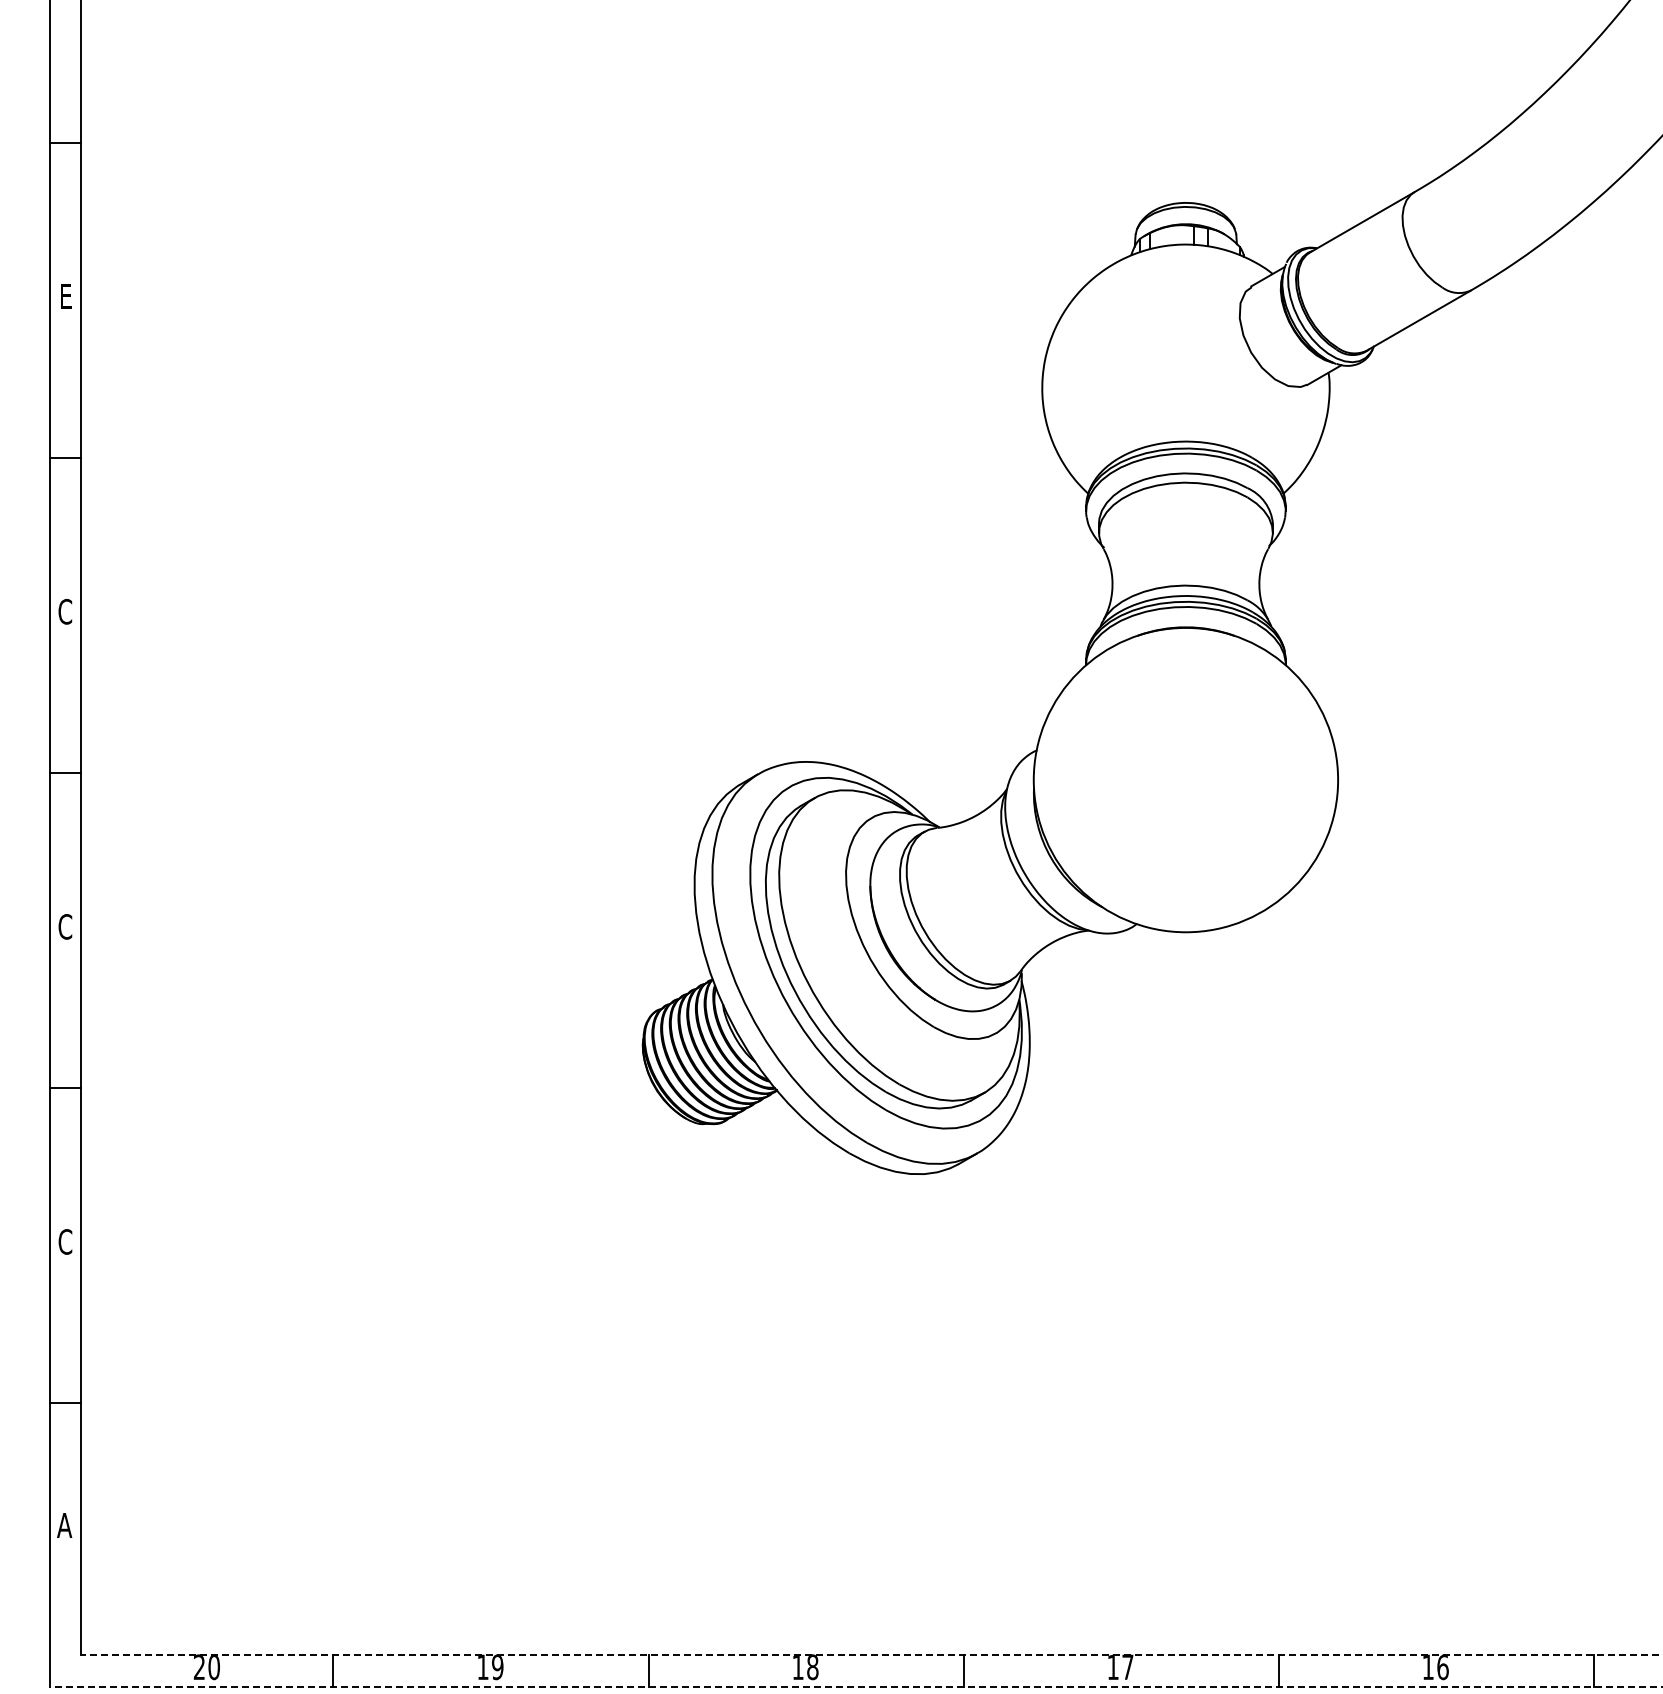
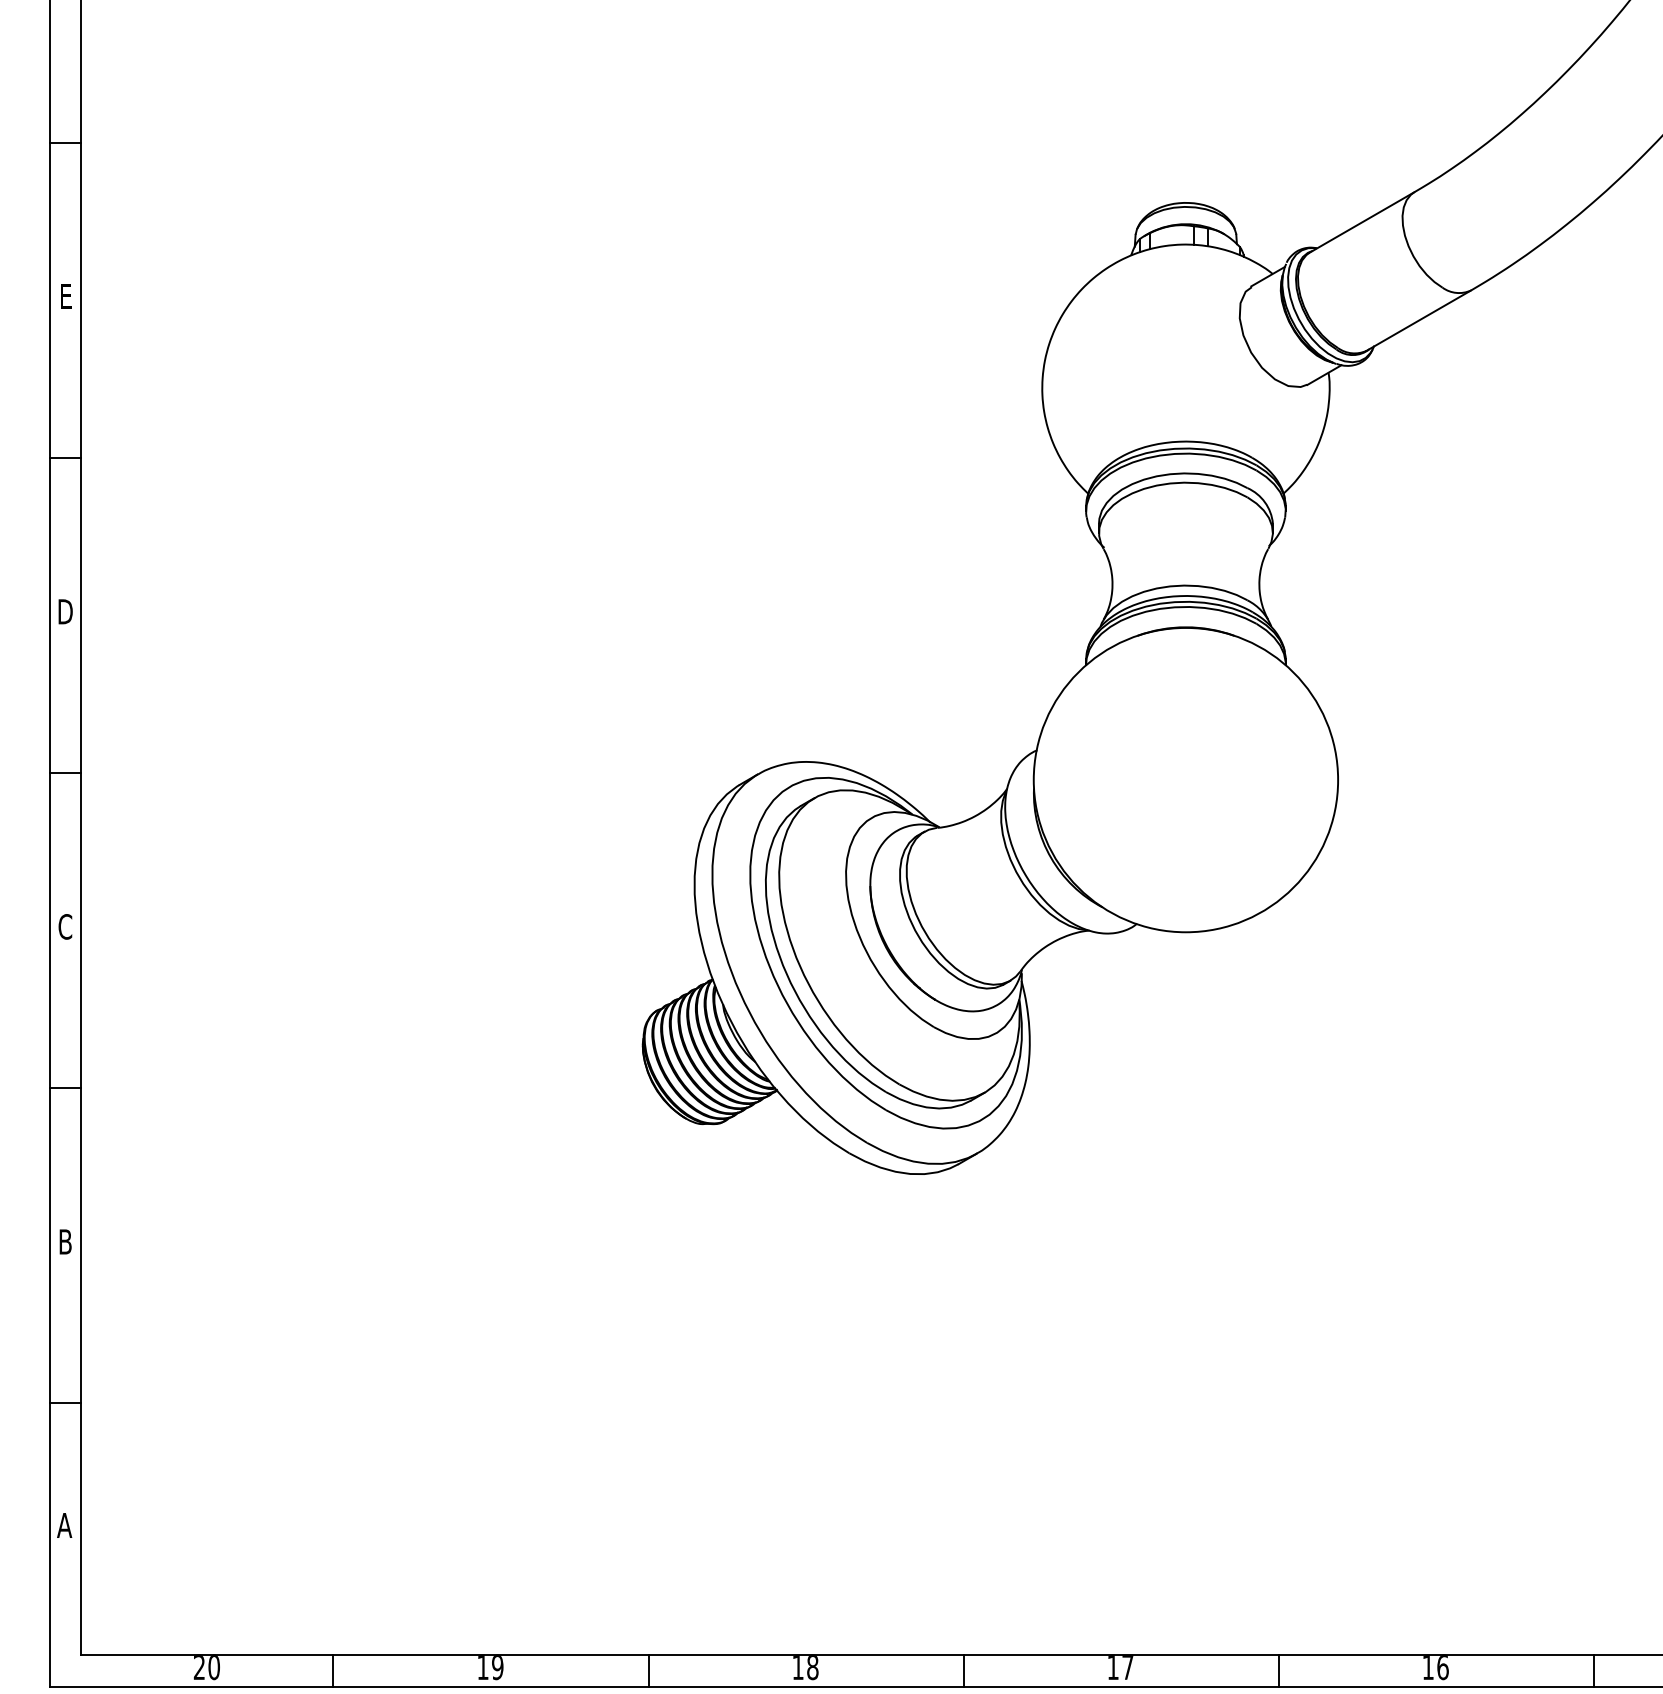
text: C -> D (65, 611)
text: C -> B (65, 1241)
line: dashed -> solid (871, 1655)
line: dashed -> solid (855, 1686)
